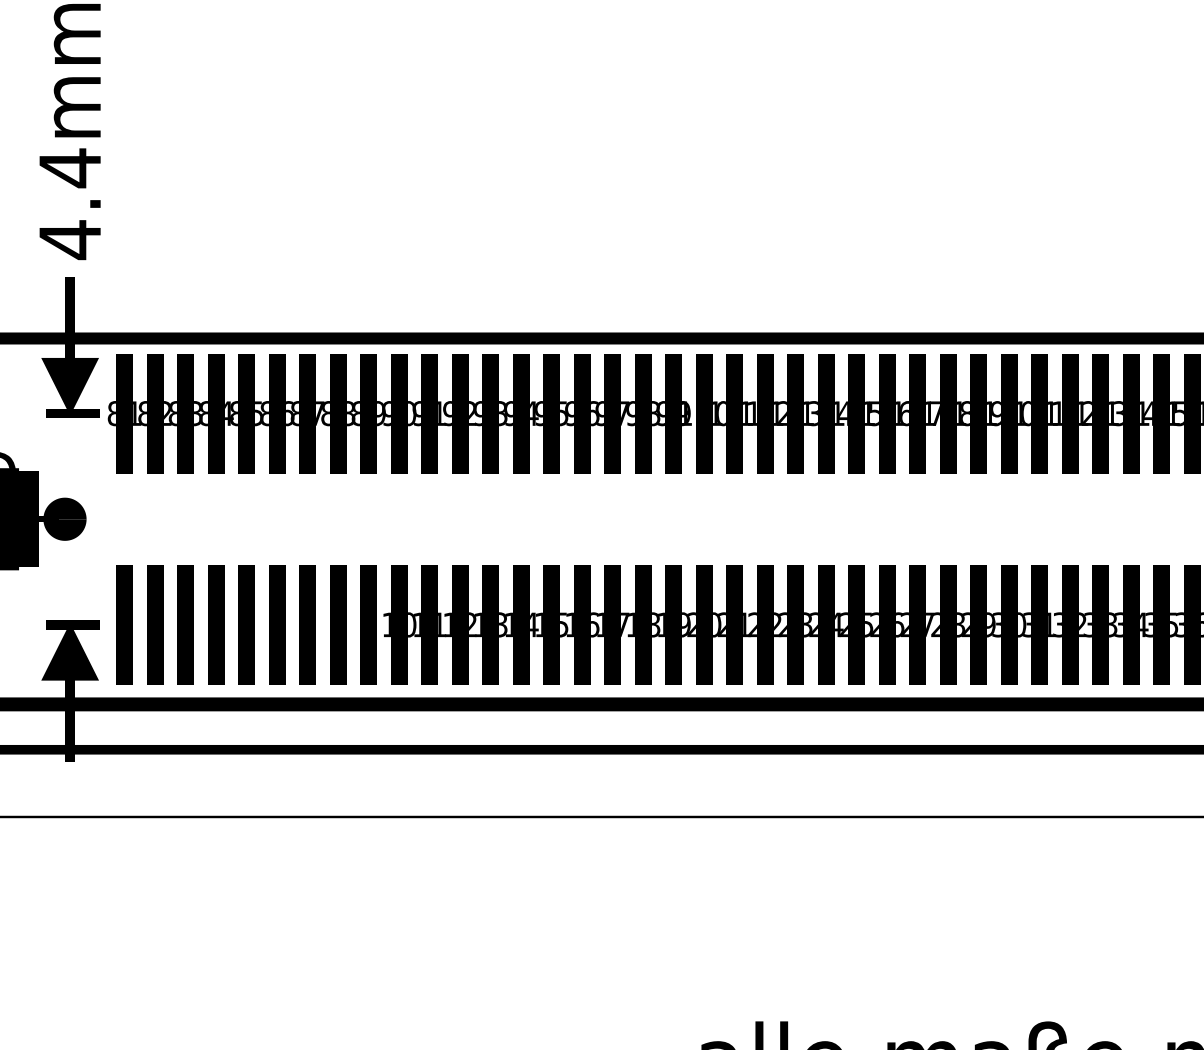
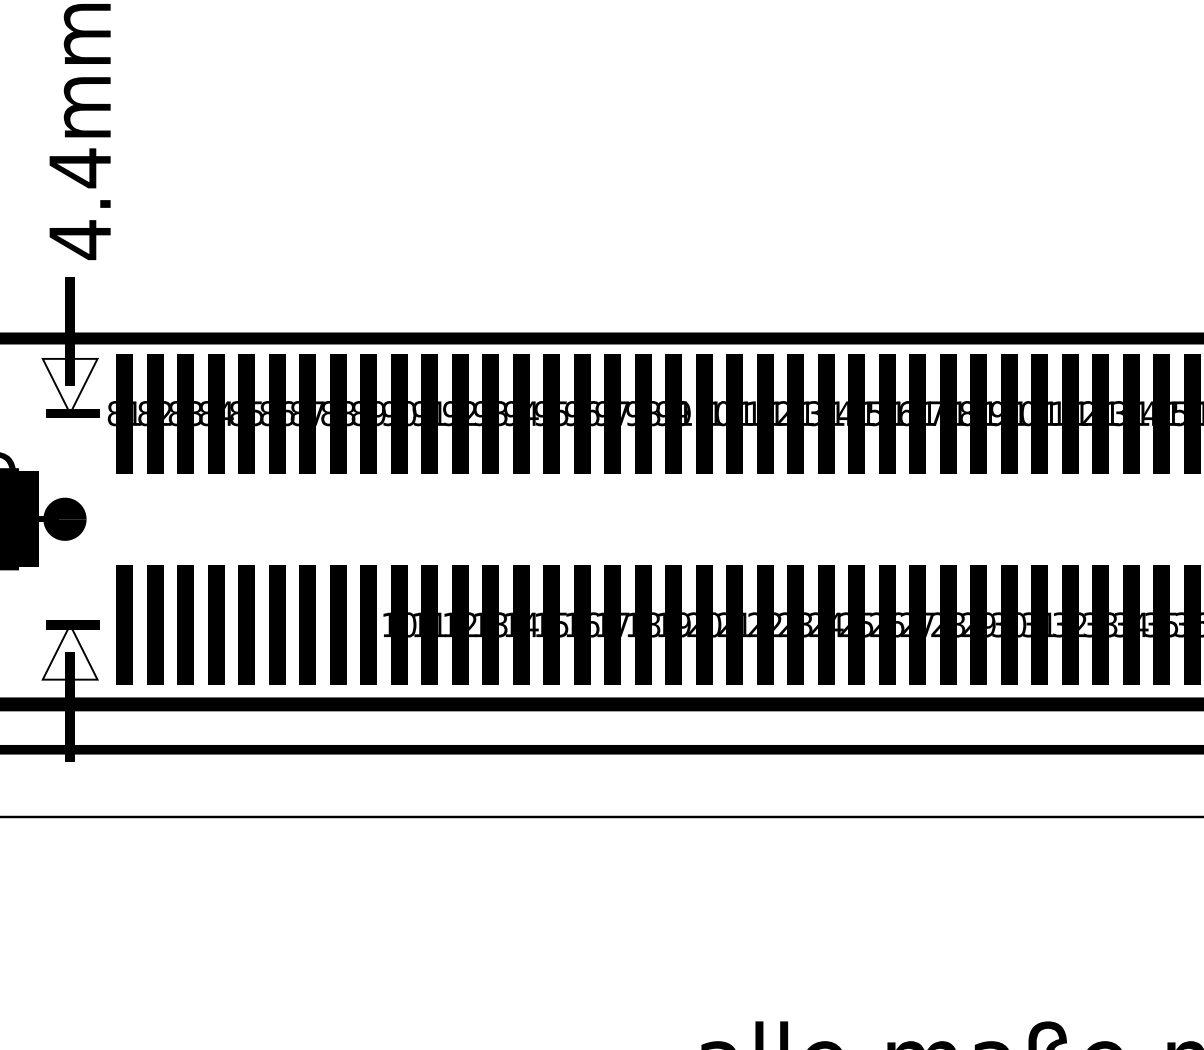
text position: (69, 132) -> (79, 132) (79, 132)
fill: present -> none (69, 385)
fill: present -> none (69, 651)
